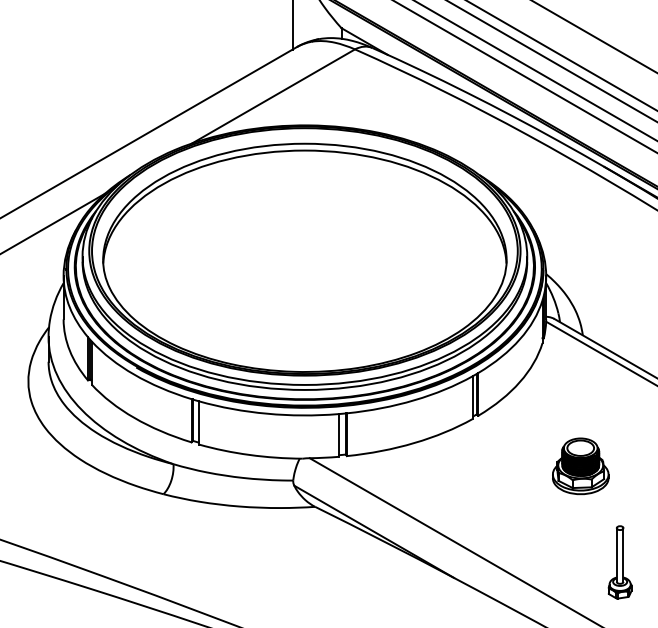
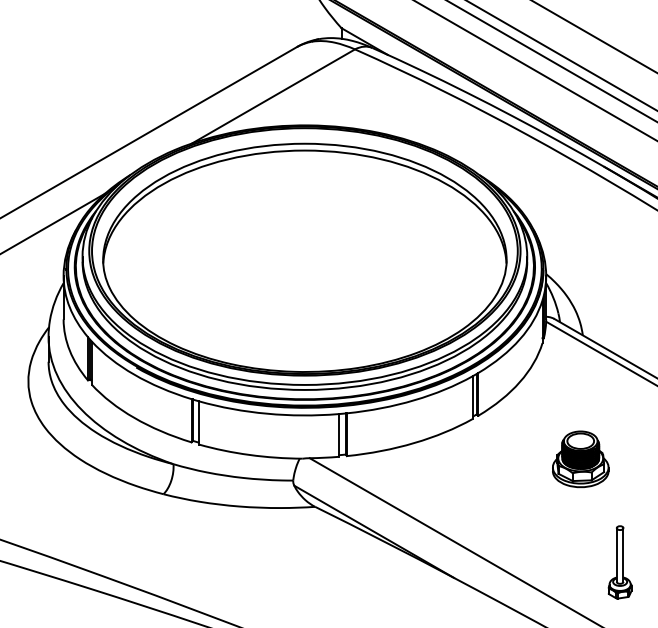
line: present -> none (292, 25)
line: present -> none (525, 76)
part position: (580, 466) -> (580, 459) (580, 459)
